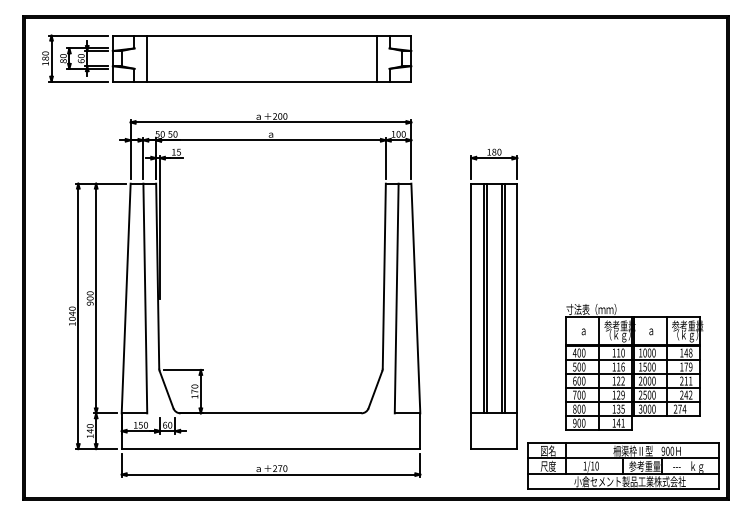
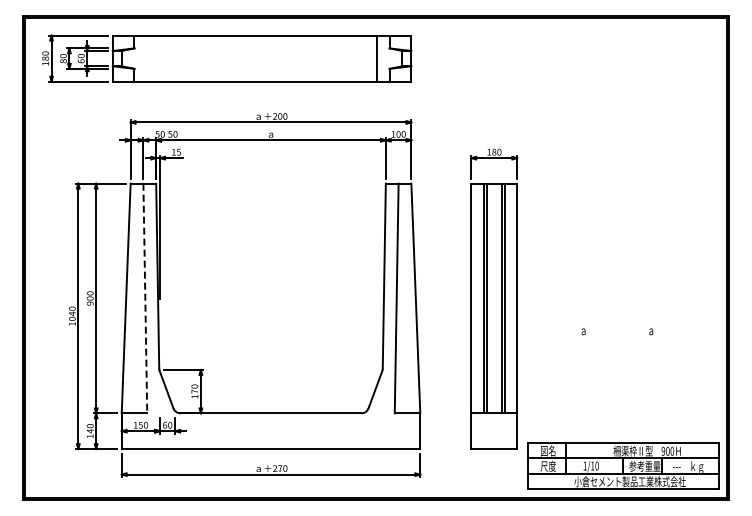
line: present -> none (147, 58)
line: solid -> dashed (145, 298)
part: present -> none (634, 367)
